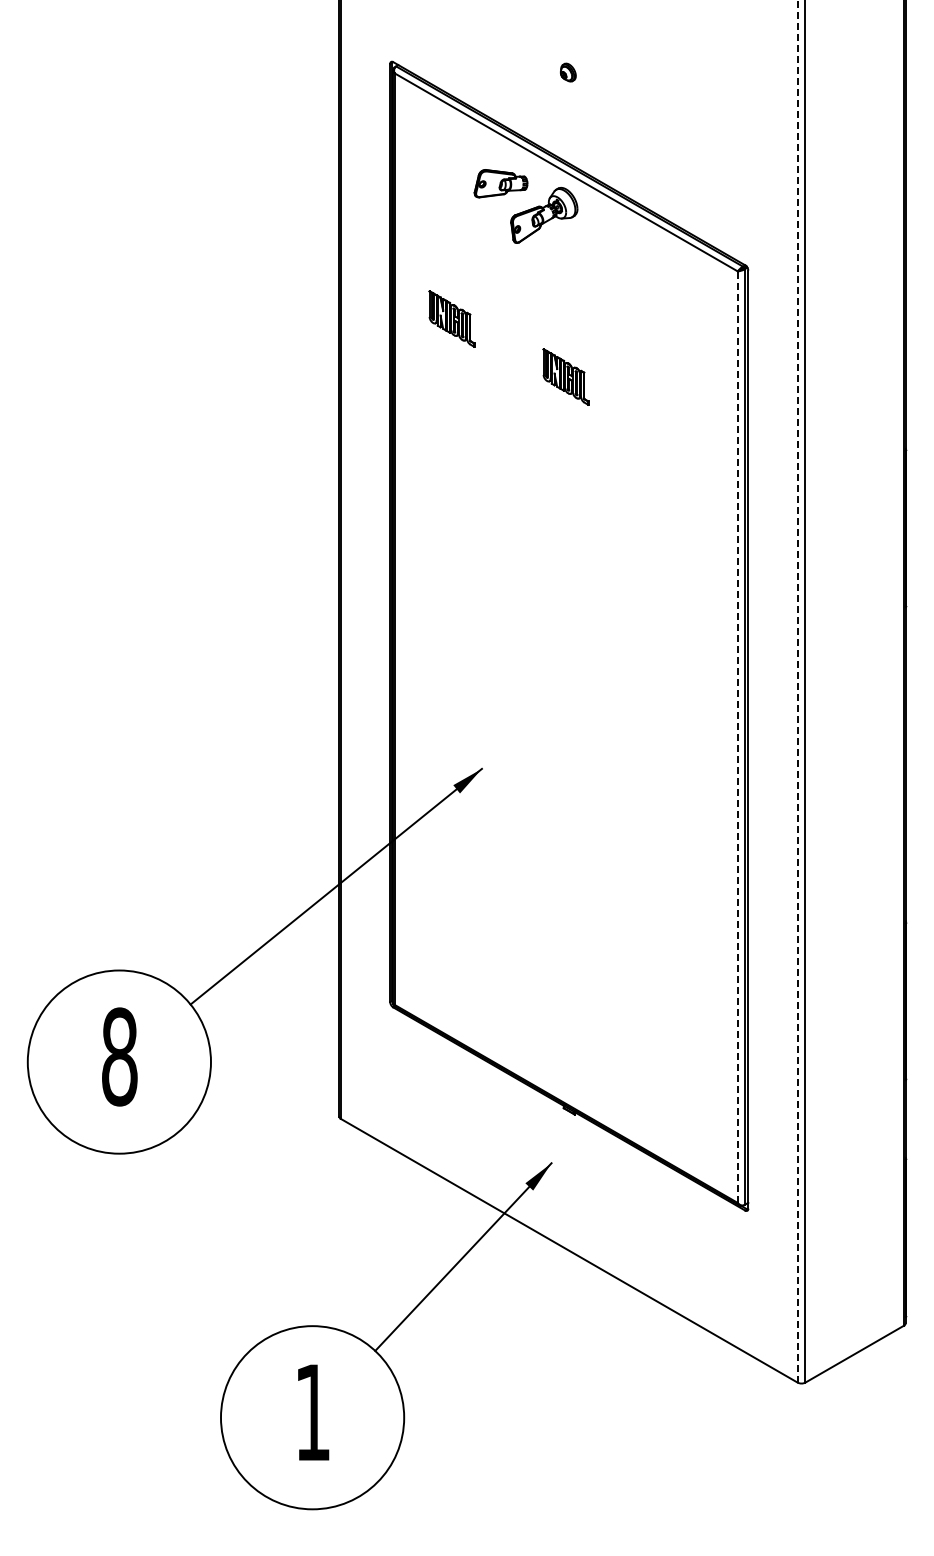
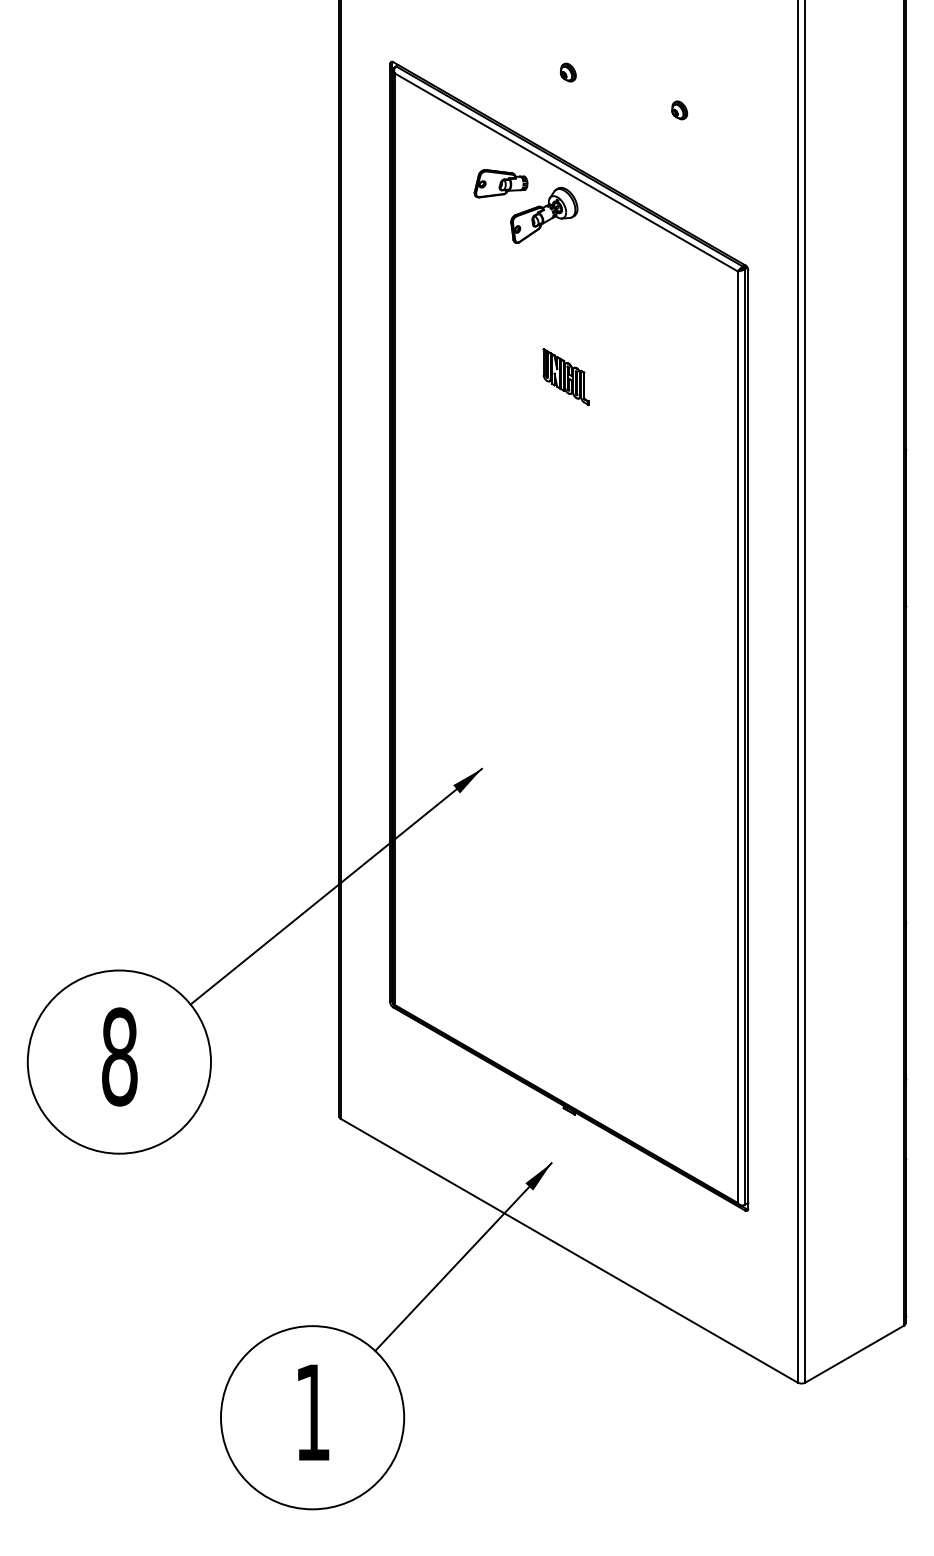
part: none -> present (679, 110)
part: present -> none (451, 318)
line: dashed -> solid (797, 690)
line: dashed -> solid (737, 737)
